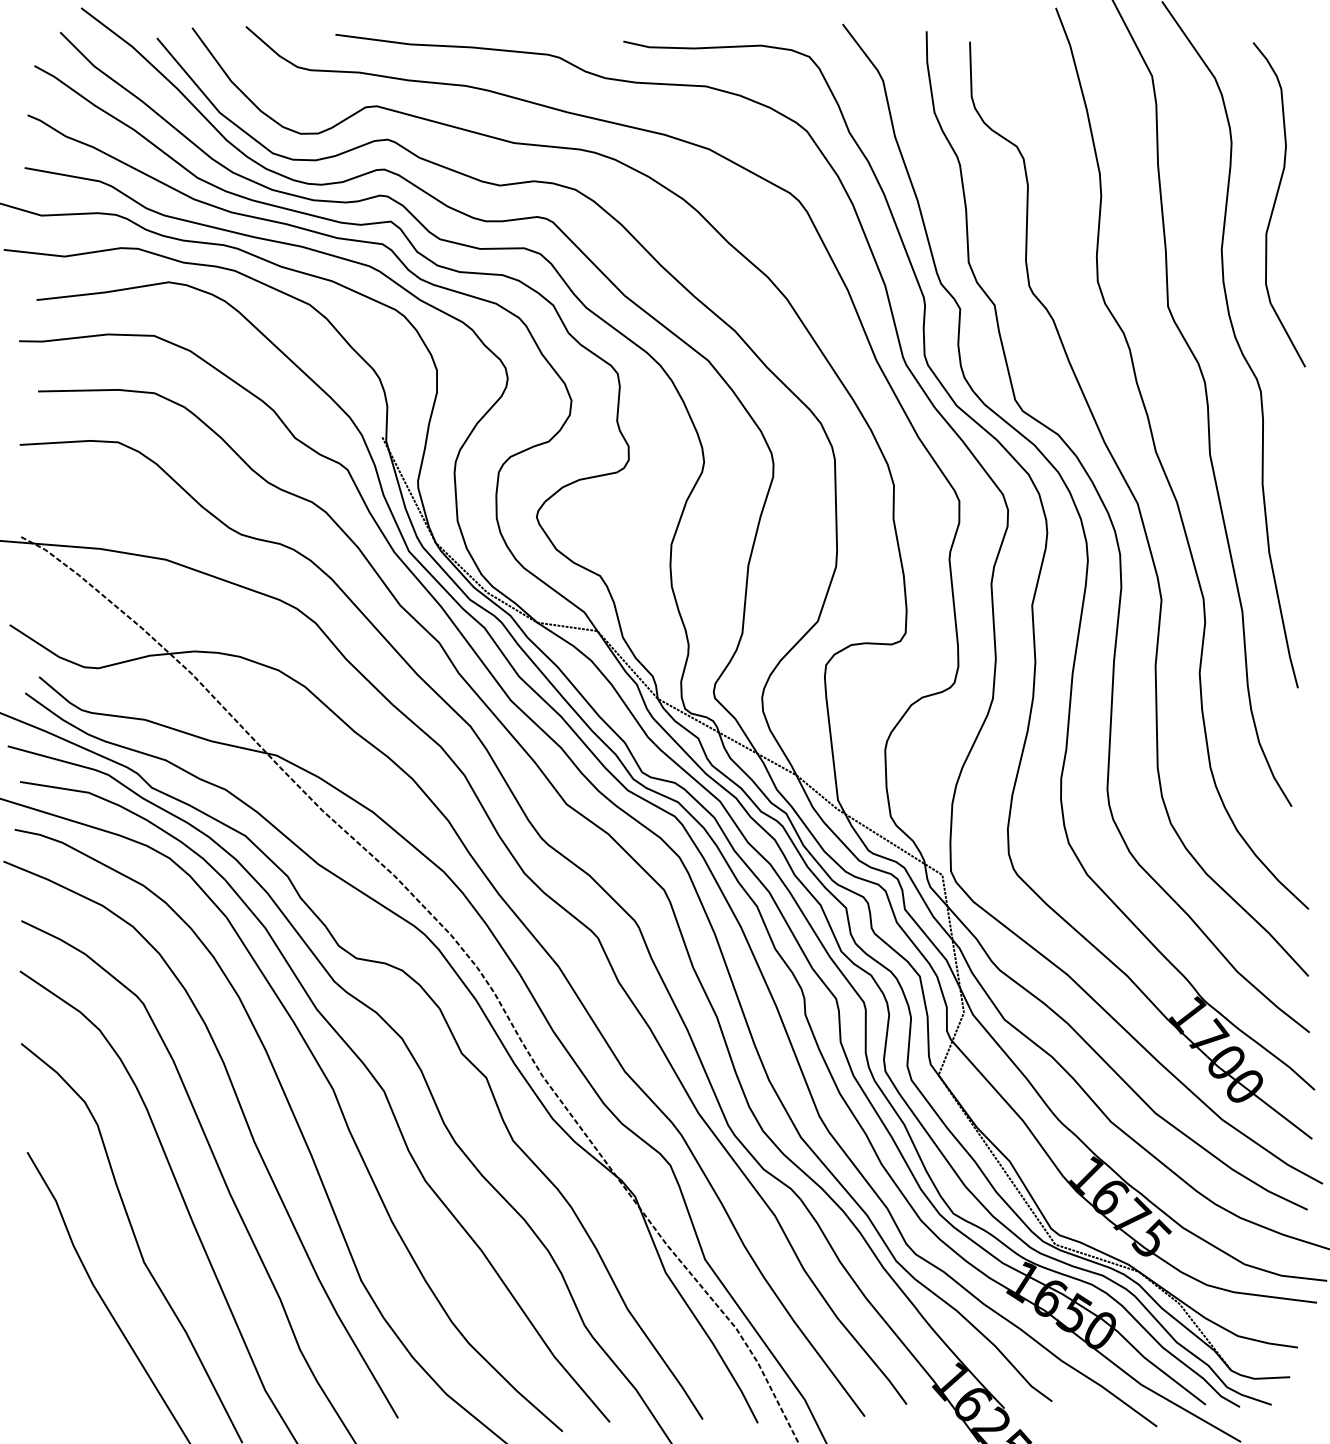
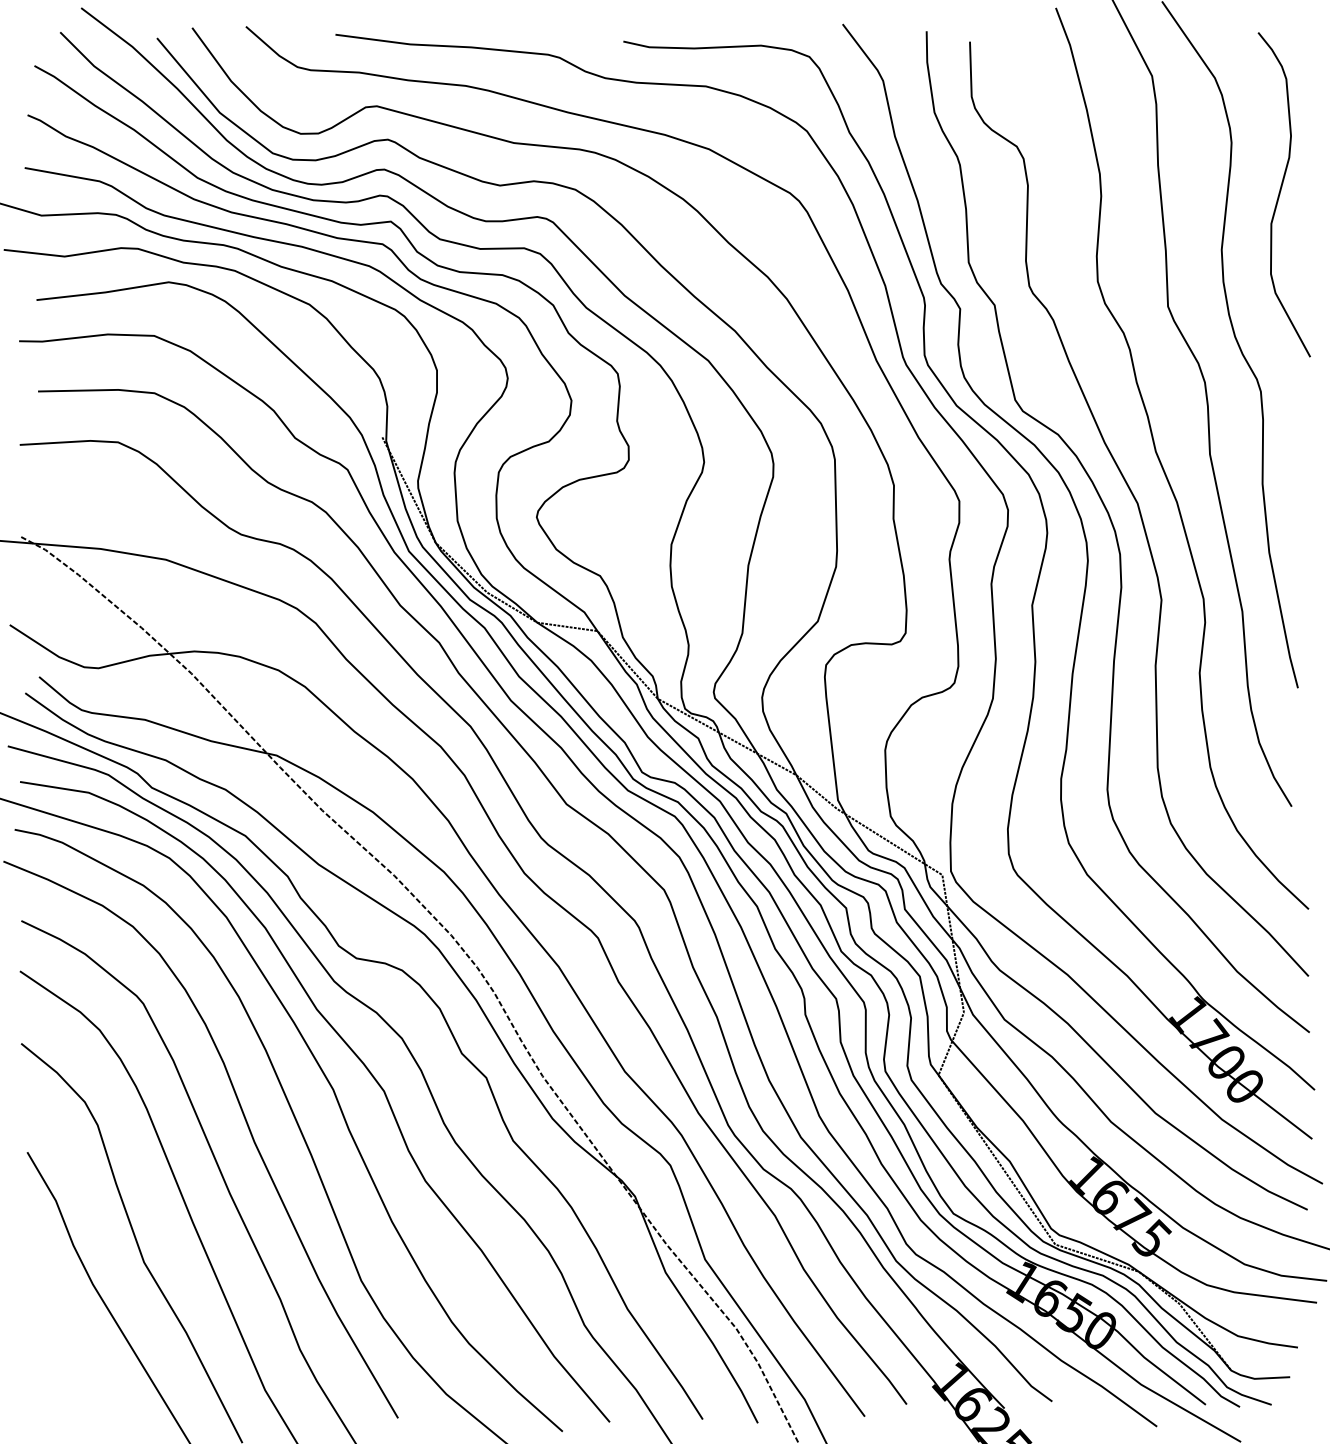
curve position: (1275, 204) -> (1280, 194) (1280, 194)
